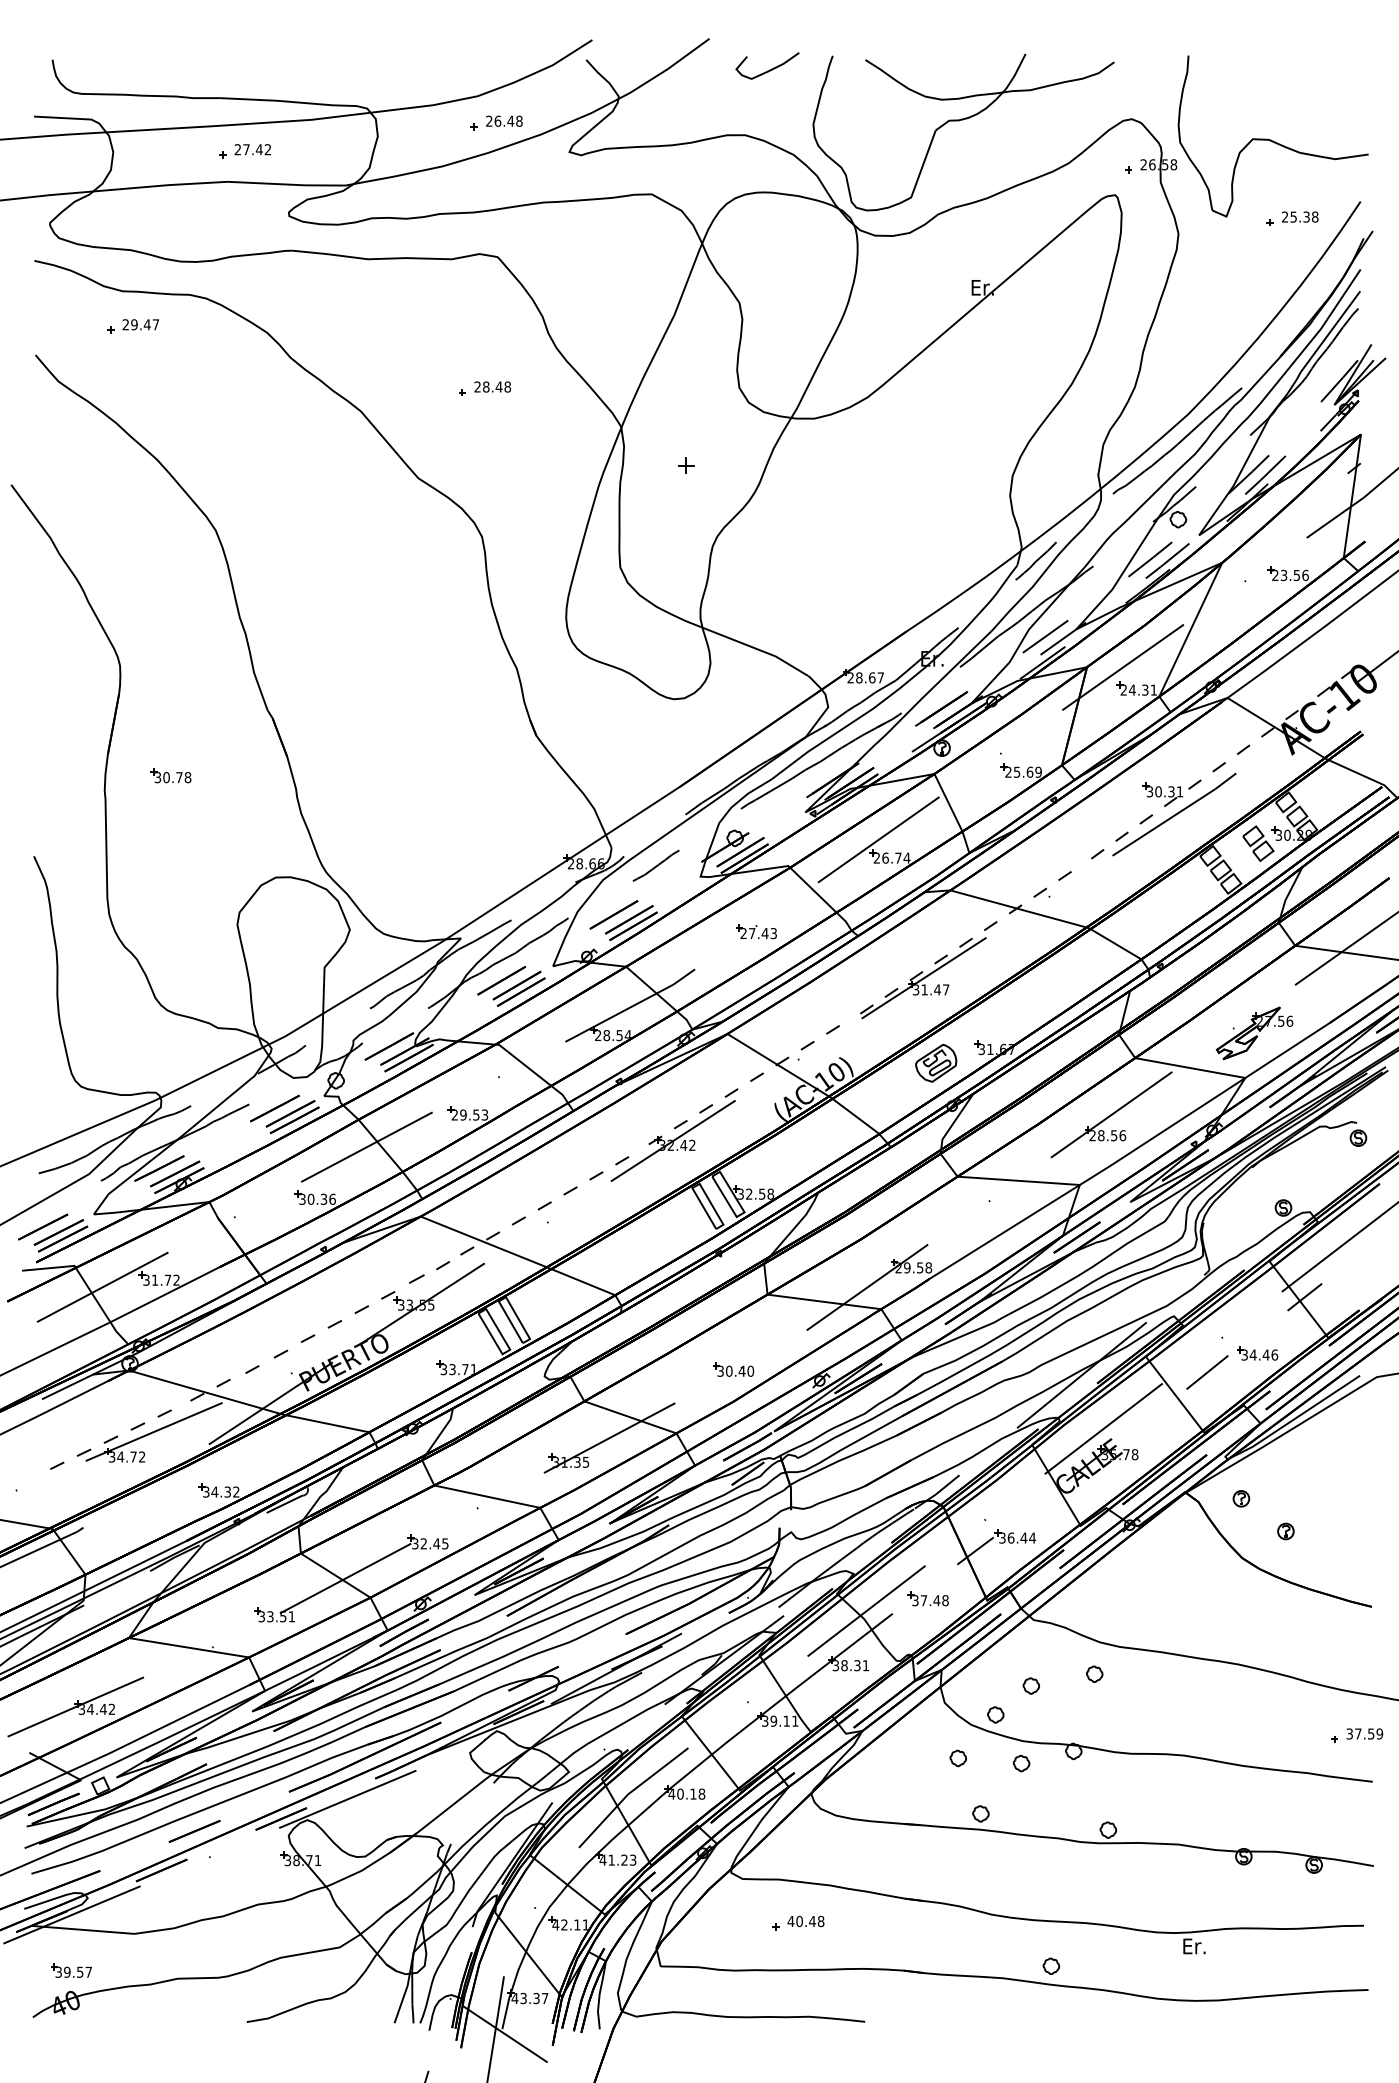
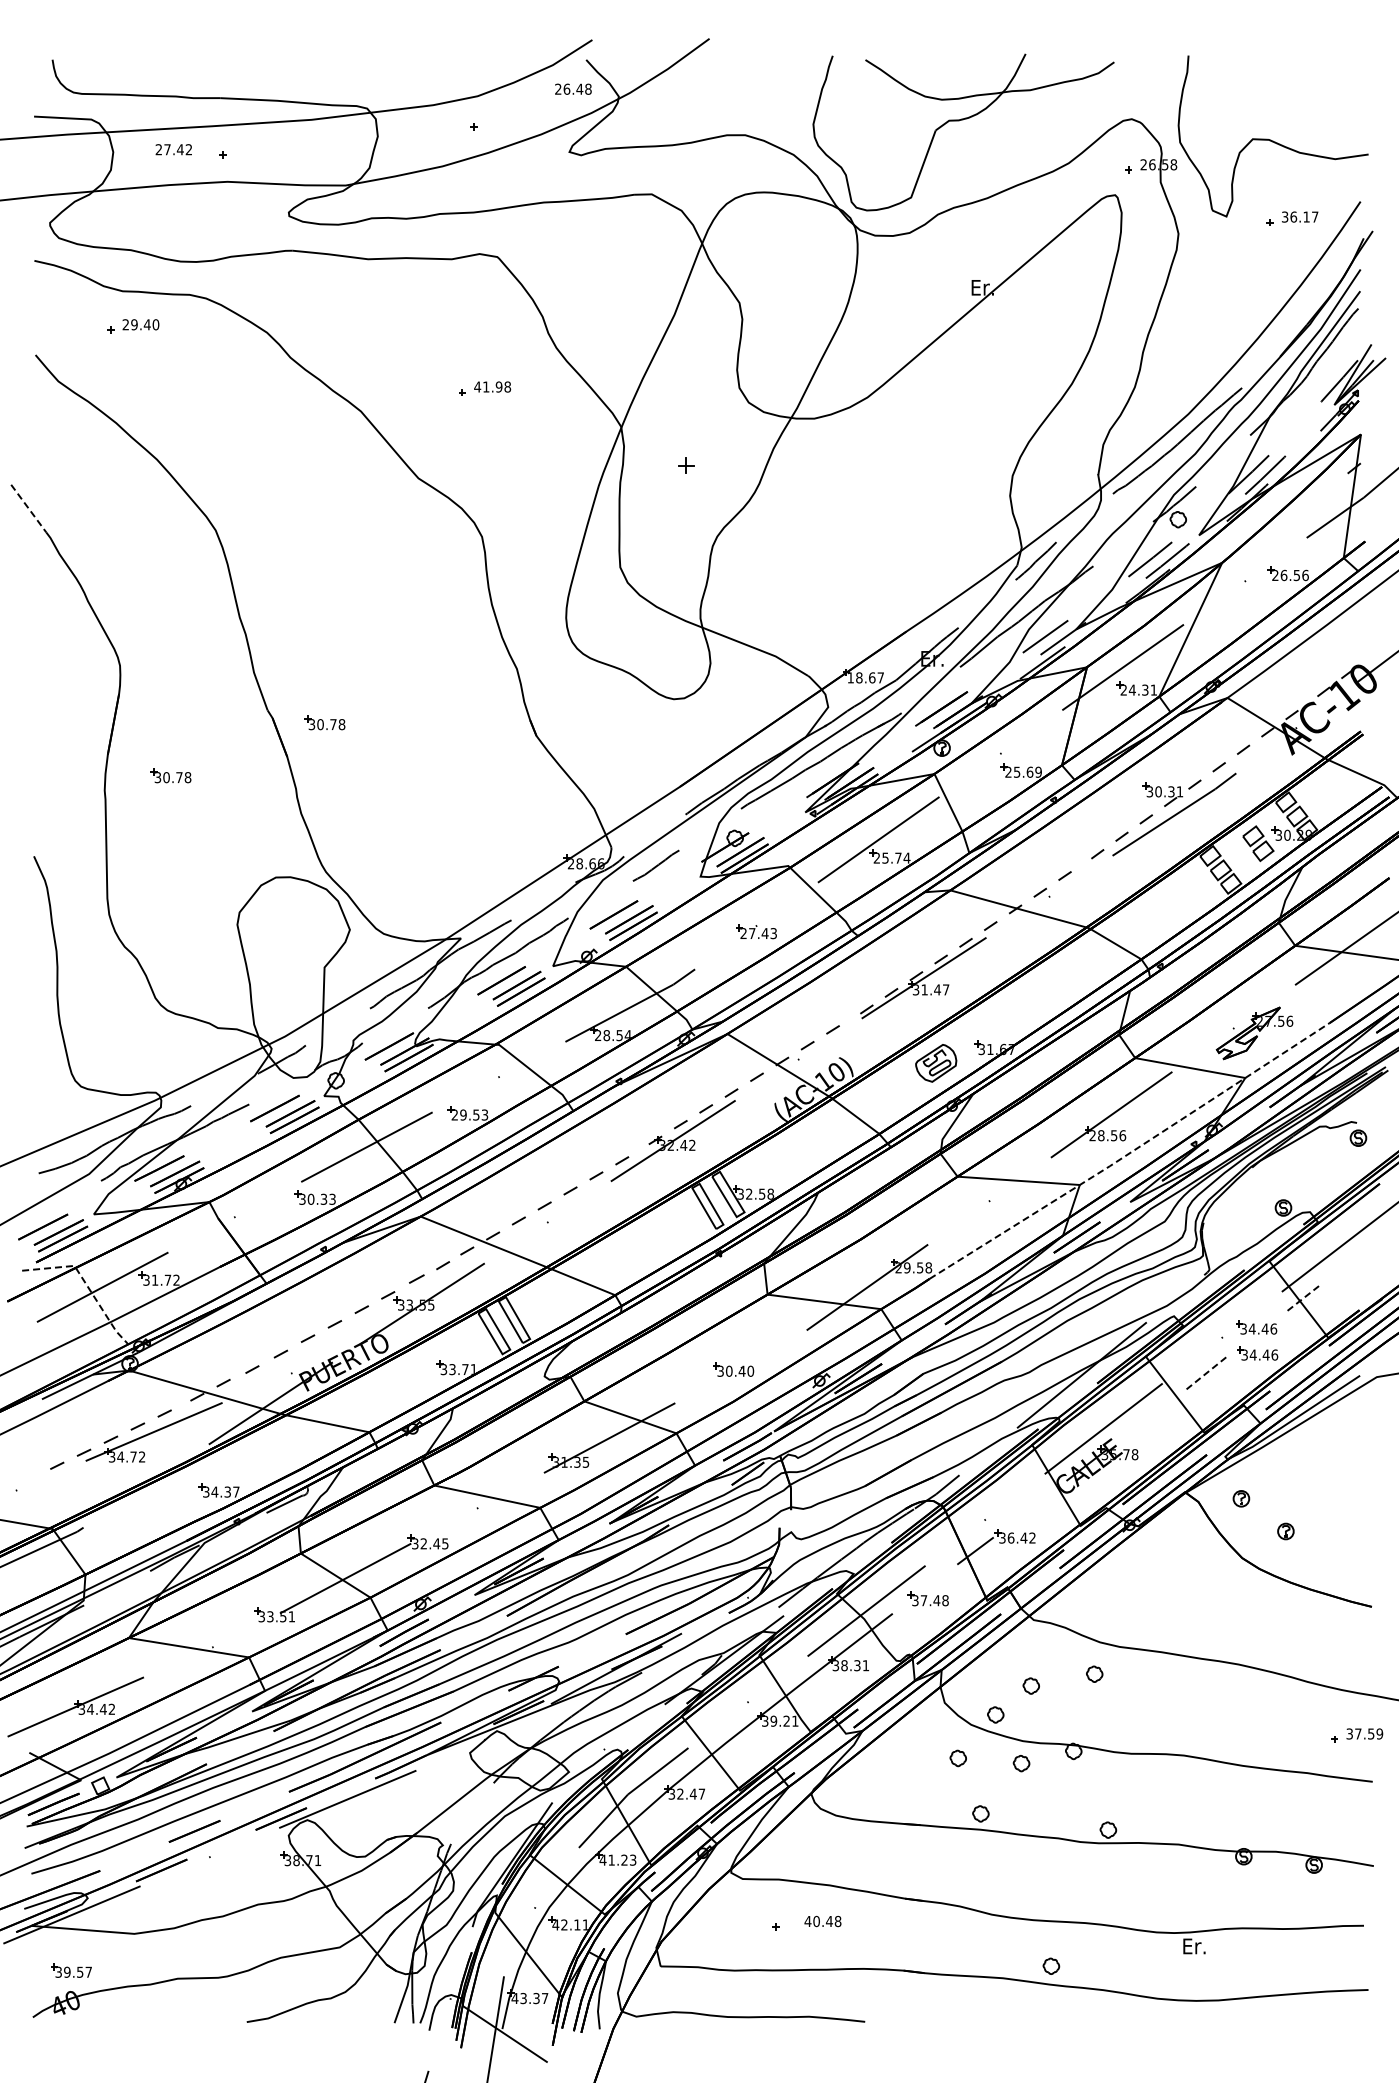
curve: present -> none (769, 69)
text position: (504, 120) -> (573, 88) (573, 88)
text position: (252, 149) -> (173, 149) (173, 149)
text: 25.38 -> 36.17 (1300, 216)
text: 29.47 -> 29.40 (155, 324)
text: 28.48 -> 41.98 (488, 386)
line: solid -> dashed (28, 508)
text: 23.56 -> 26.56 (1283, 574)
text: 28.67 -> 18.67 (850, 677)
part: none -> present (324, 722)
text: 26.74 -> 25.74 (885, 857)
line: solid -> dashed (1130, 1152)
text: 30.36 -> 30.33 (332, 1198)
line: solid -> dashed (86, 1284)
line: solid -> dashed (1304, 1297)
part: none -> present (1256, 1327)
line: solid -> dashed (1207, 1372)
text: 34.32 -> 34.37 (236, 1491)
text: 36.44 -> 36.42 (1032, 1537)
text: 39.11 -> 39.21 (786, 1720)
text: 40.18 -> 32.47 (686, 1793)
text position: (805, 1921) -> (822, 1921) (822, 1921)
